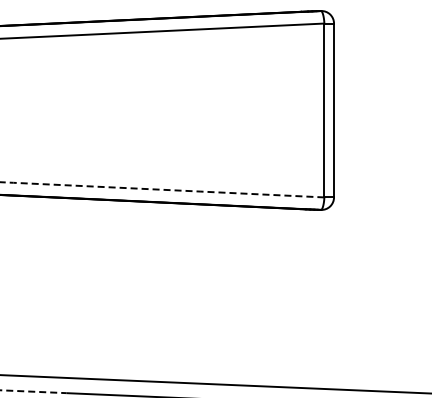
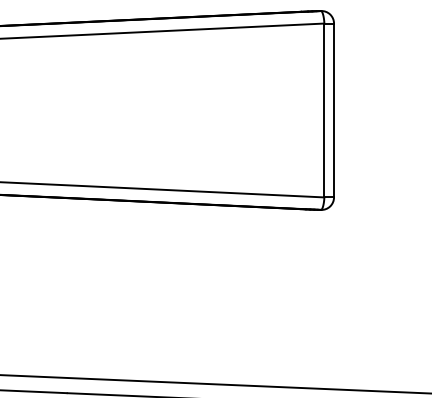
arc: dashed -> solid (161, 189)
line: dashed -> solid (33, 391)
